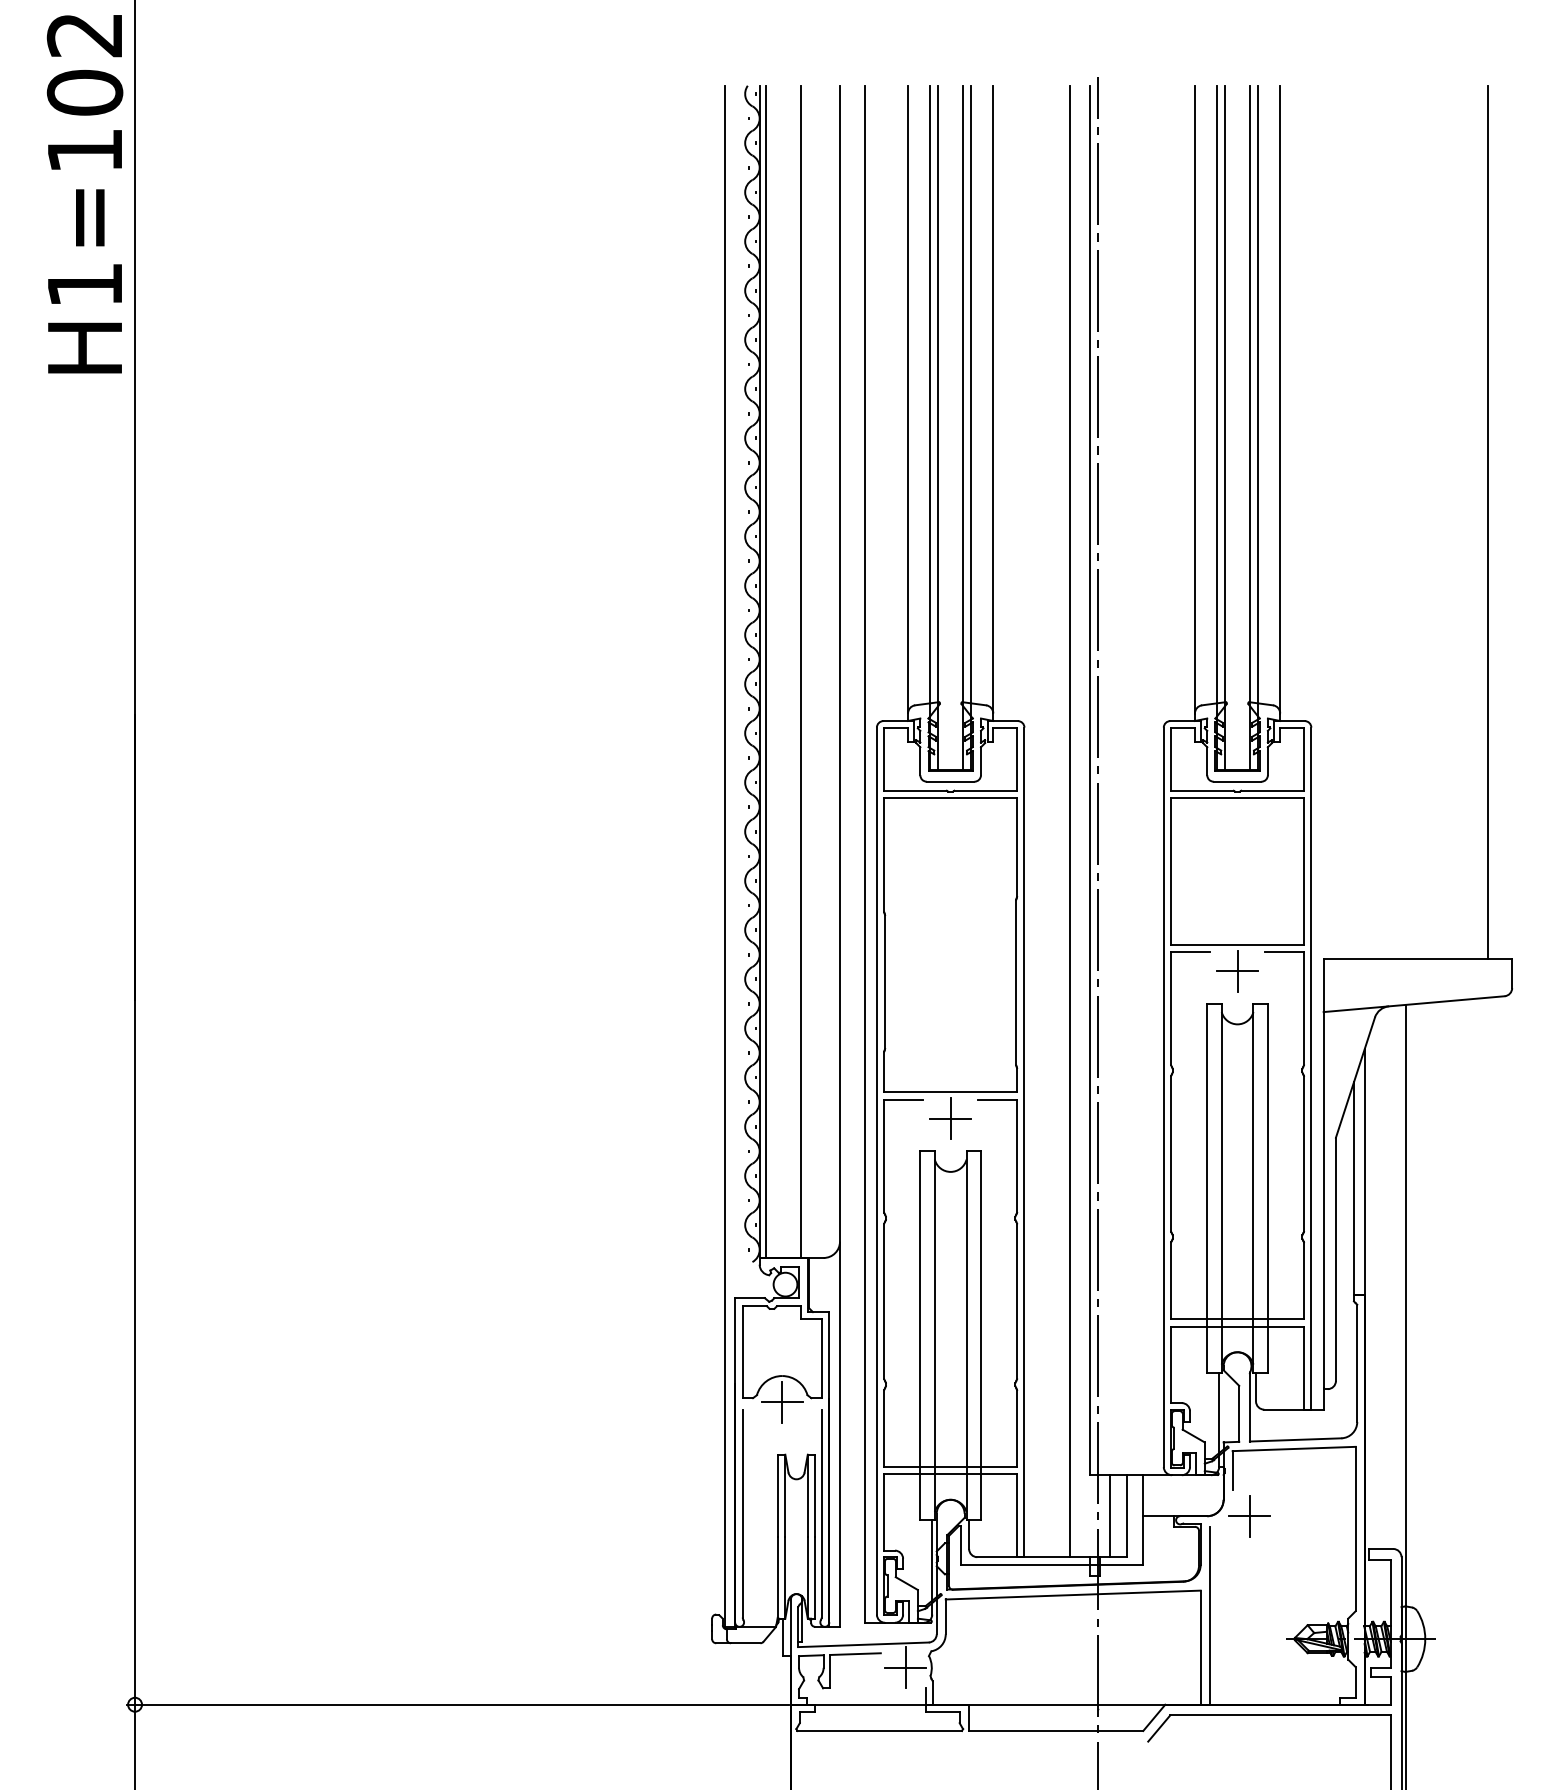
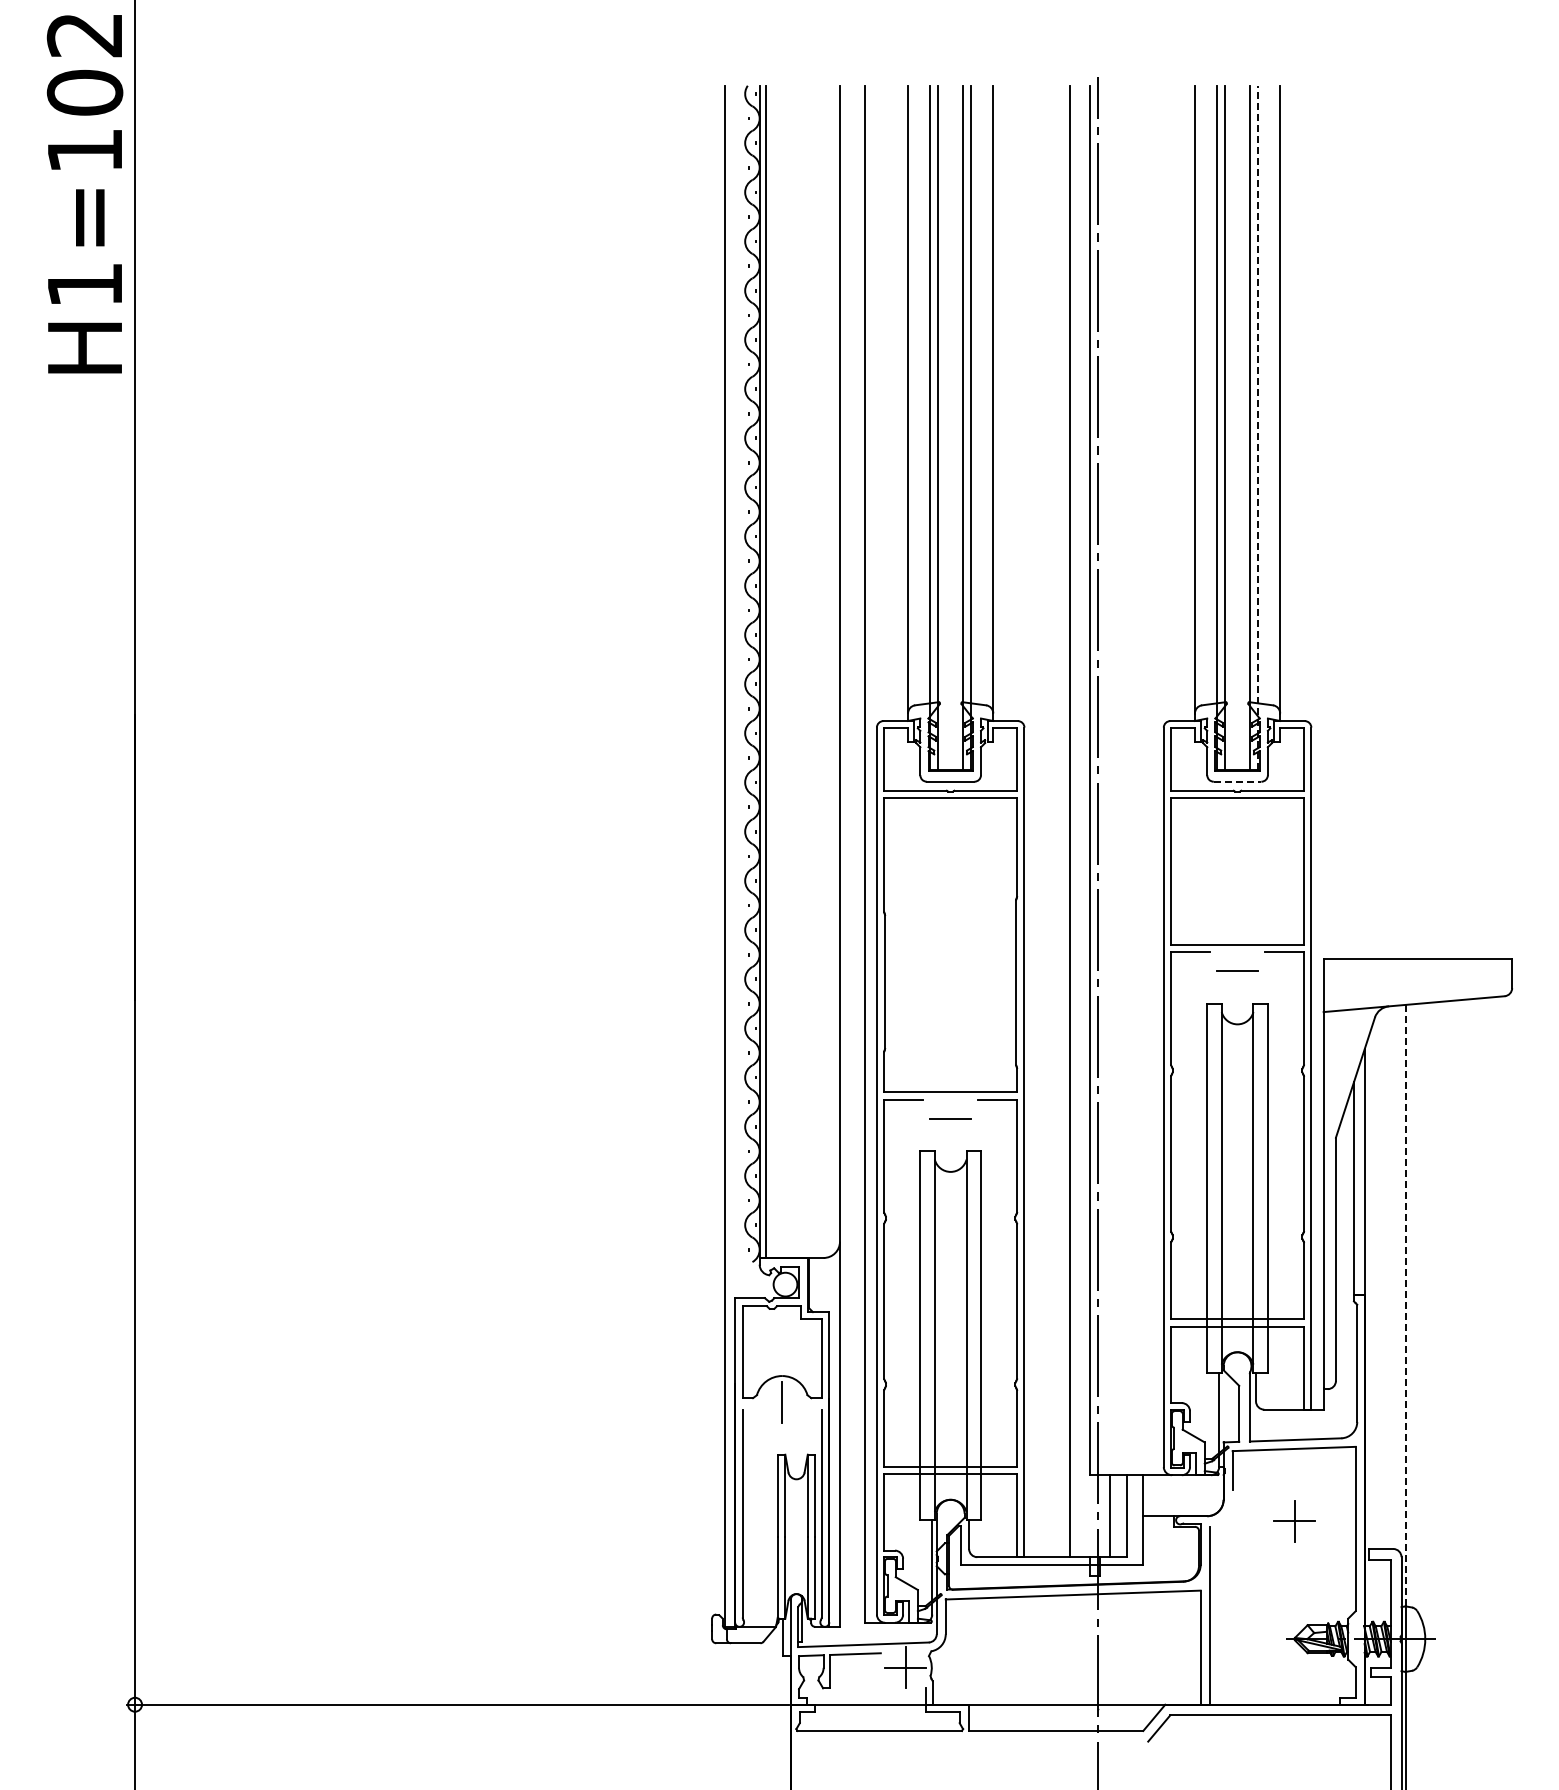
line: solid -> dashed (1258, 427)
line: present -> none (1487, 521)
line: present -> none (800, 671)
line: solid -> dashed (1237, 781)
line: present -> none (1237, 970)
line: present -> none (950, 1118)
line: solid -> dashed (1405, 1305)
line: present -> none (781, 1402)
part position: (1249, 1516) -> (1294, 1521) (1294, 1521)
